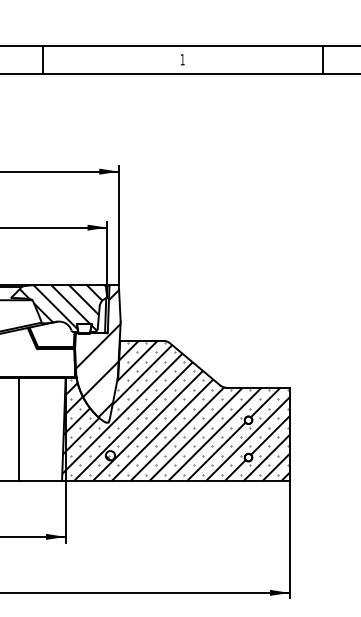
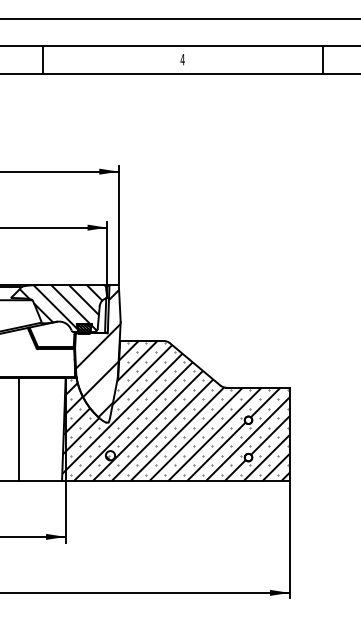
line: none -> present (179, 18)
text: 1 -> 4 (182, 59)
hatch: none -> present (84, 328)
